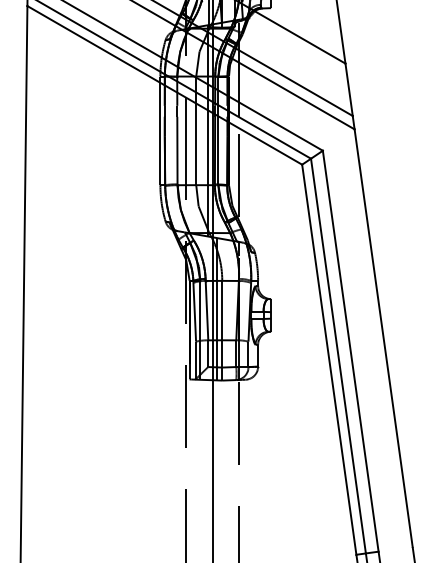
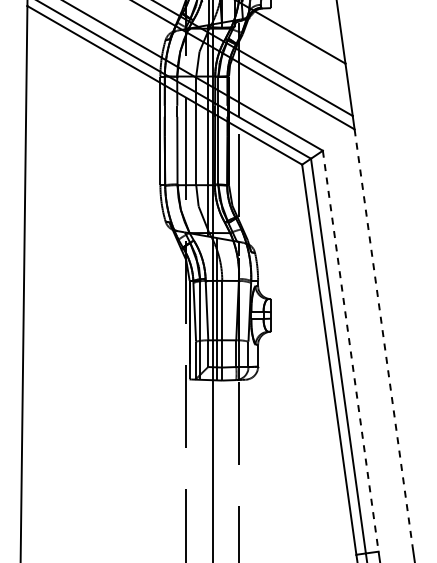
line: solid -> dashed (383, 338)
line: solid -> dashed (350, 351)
